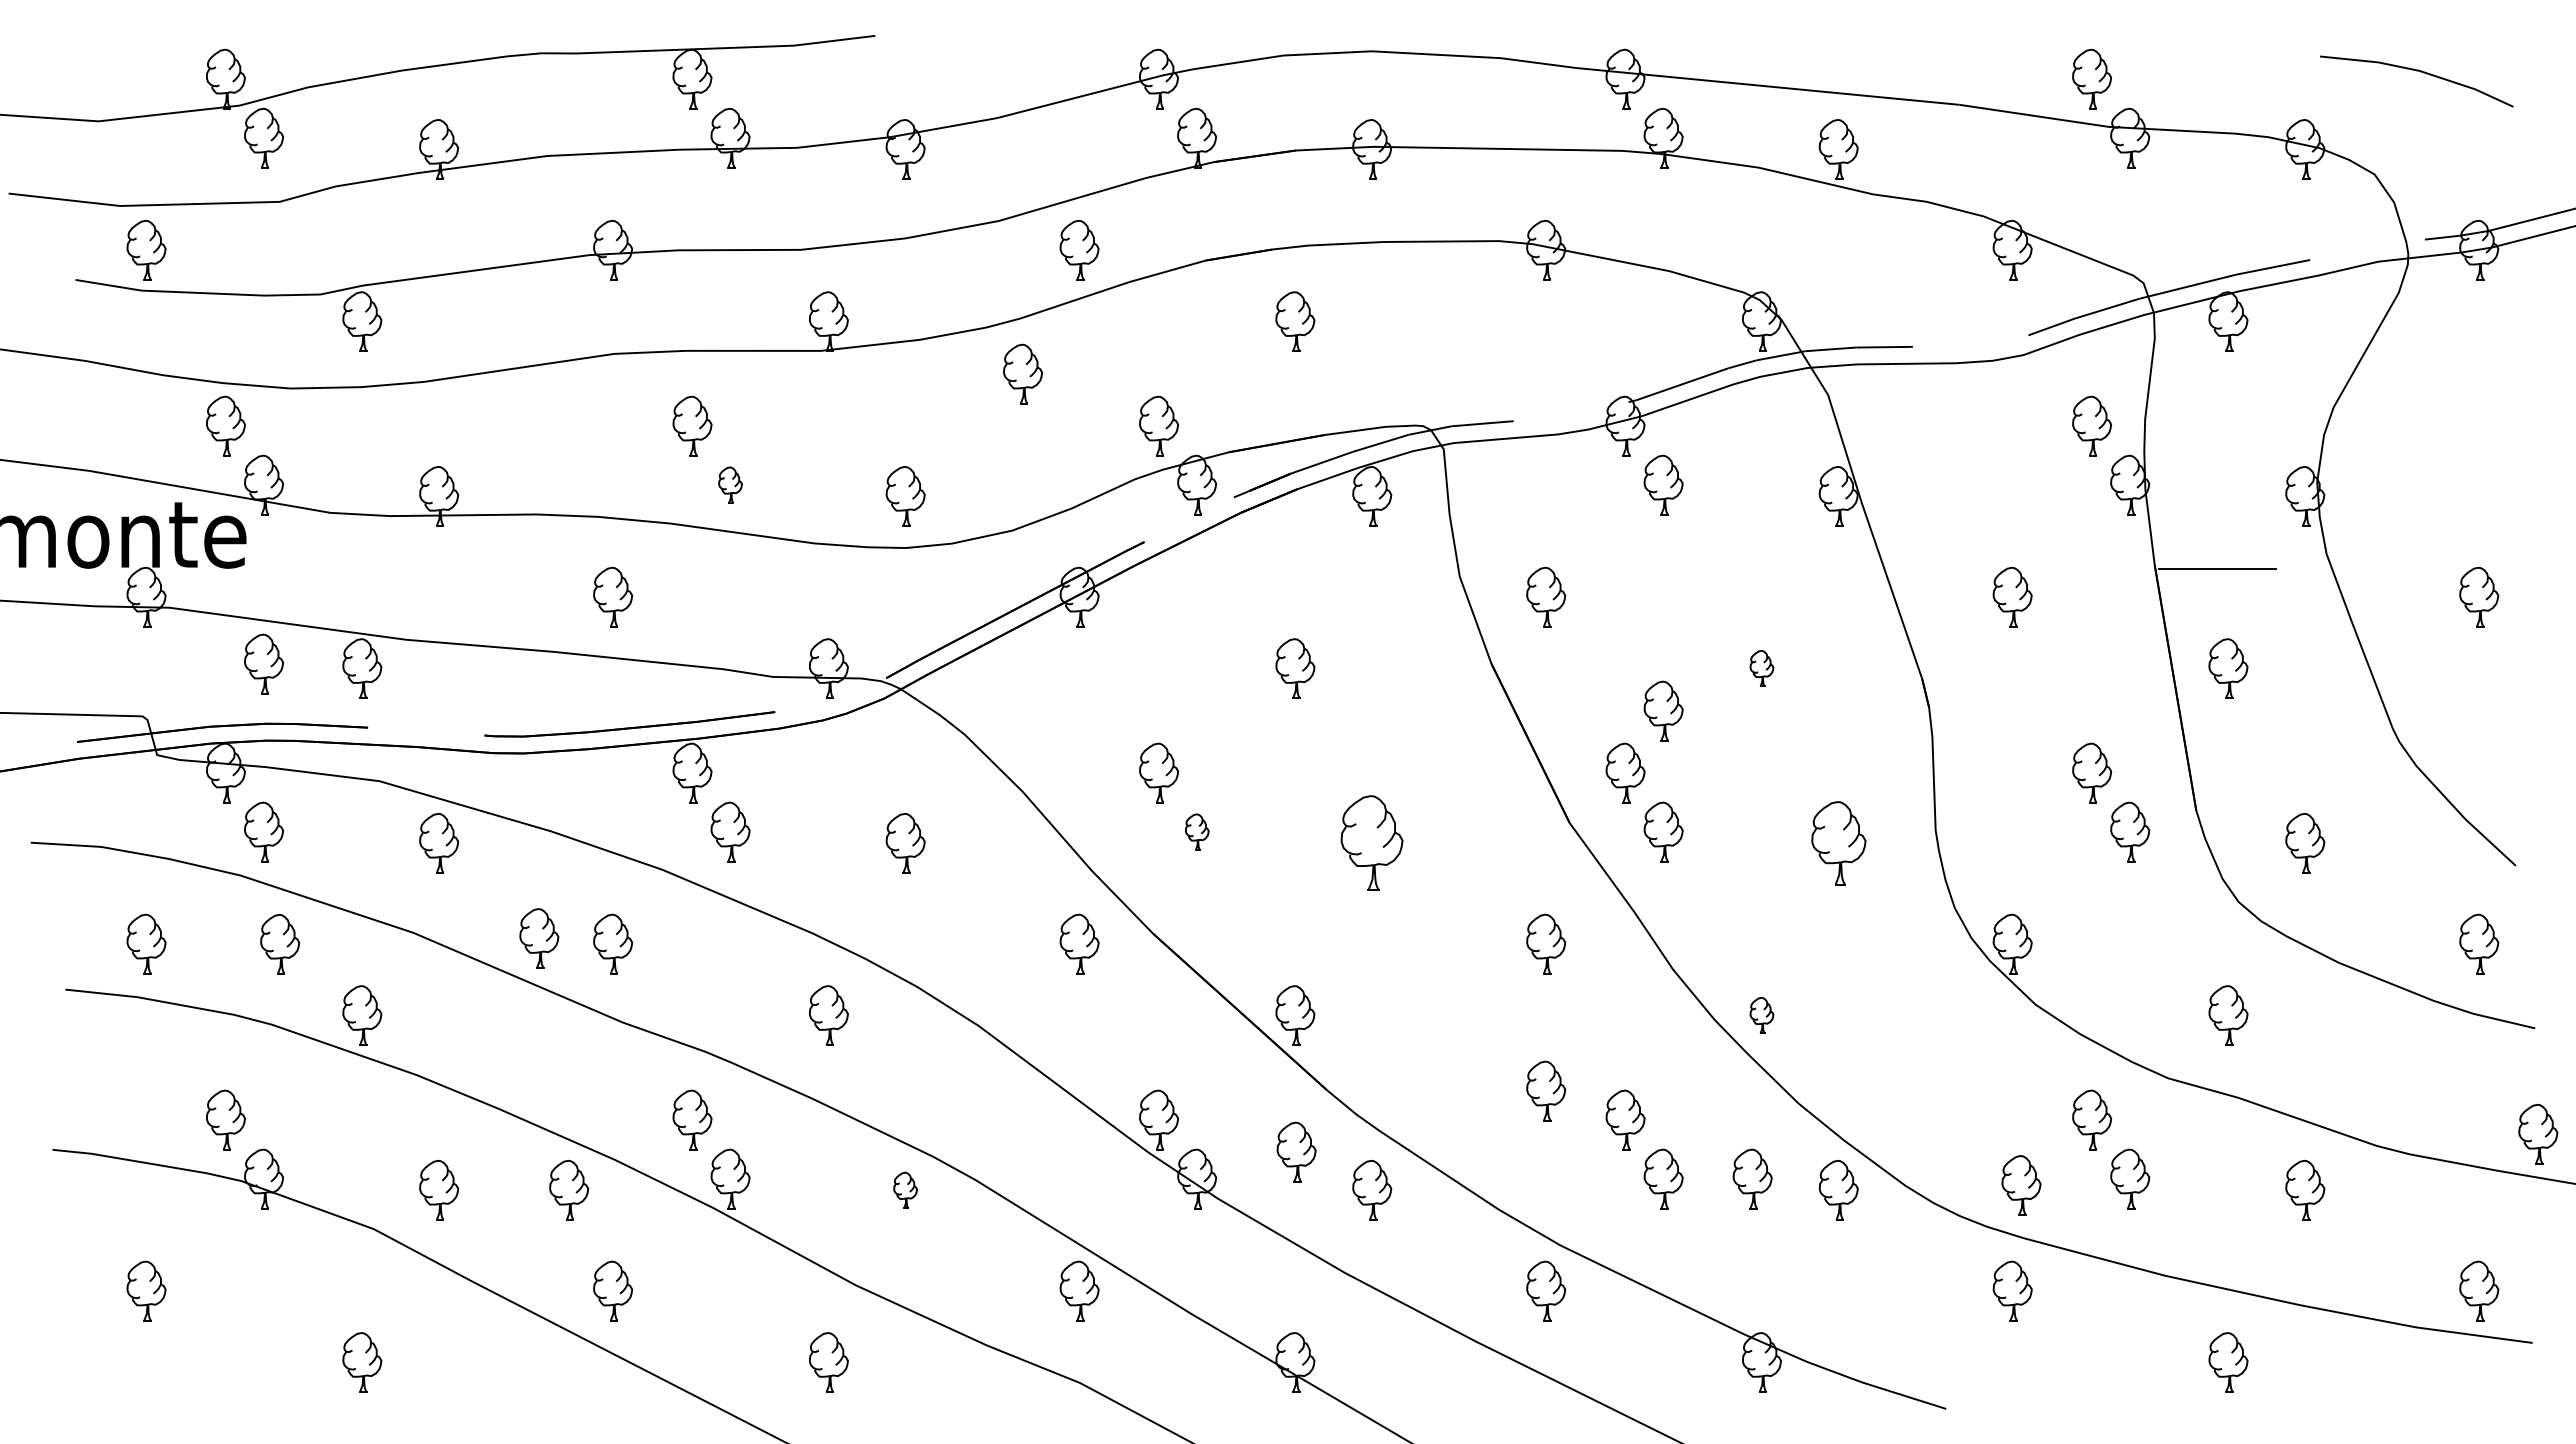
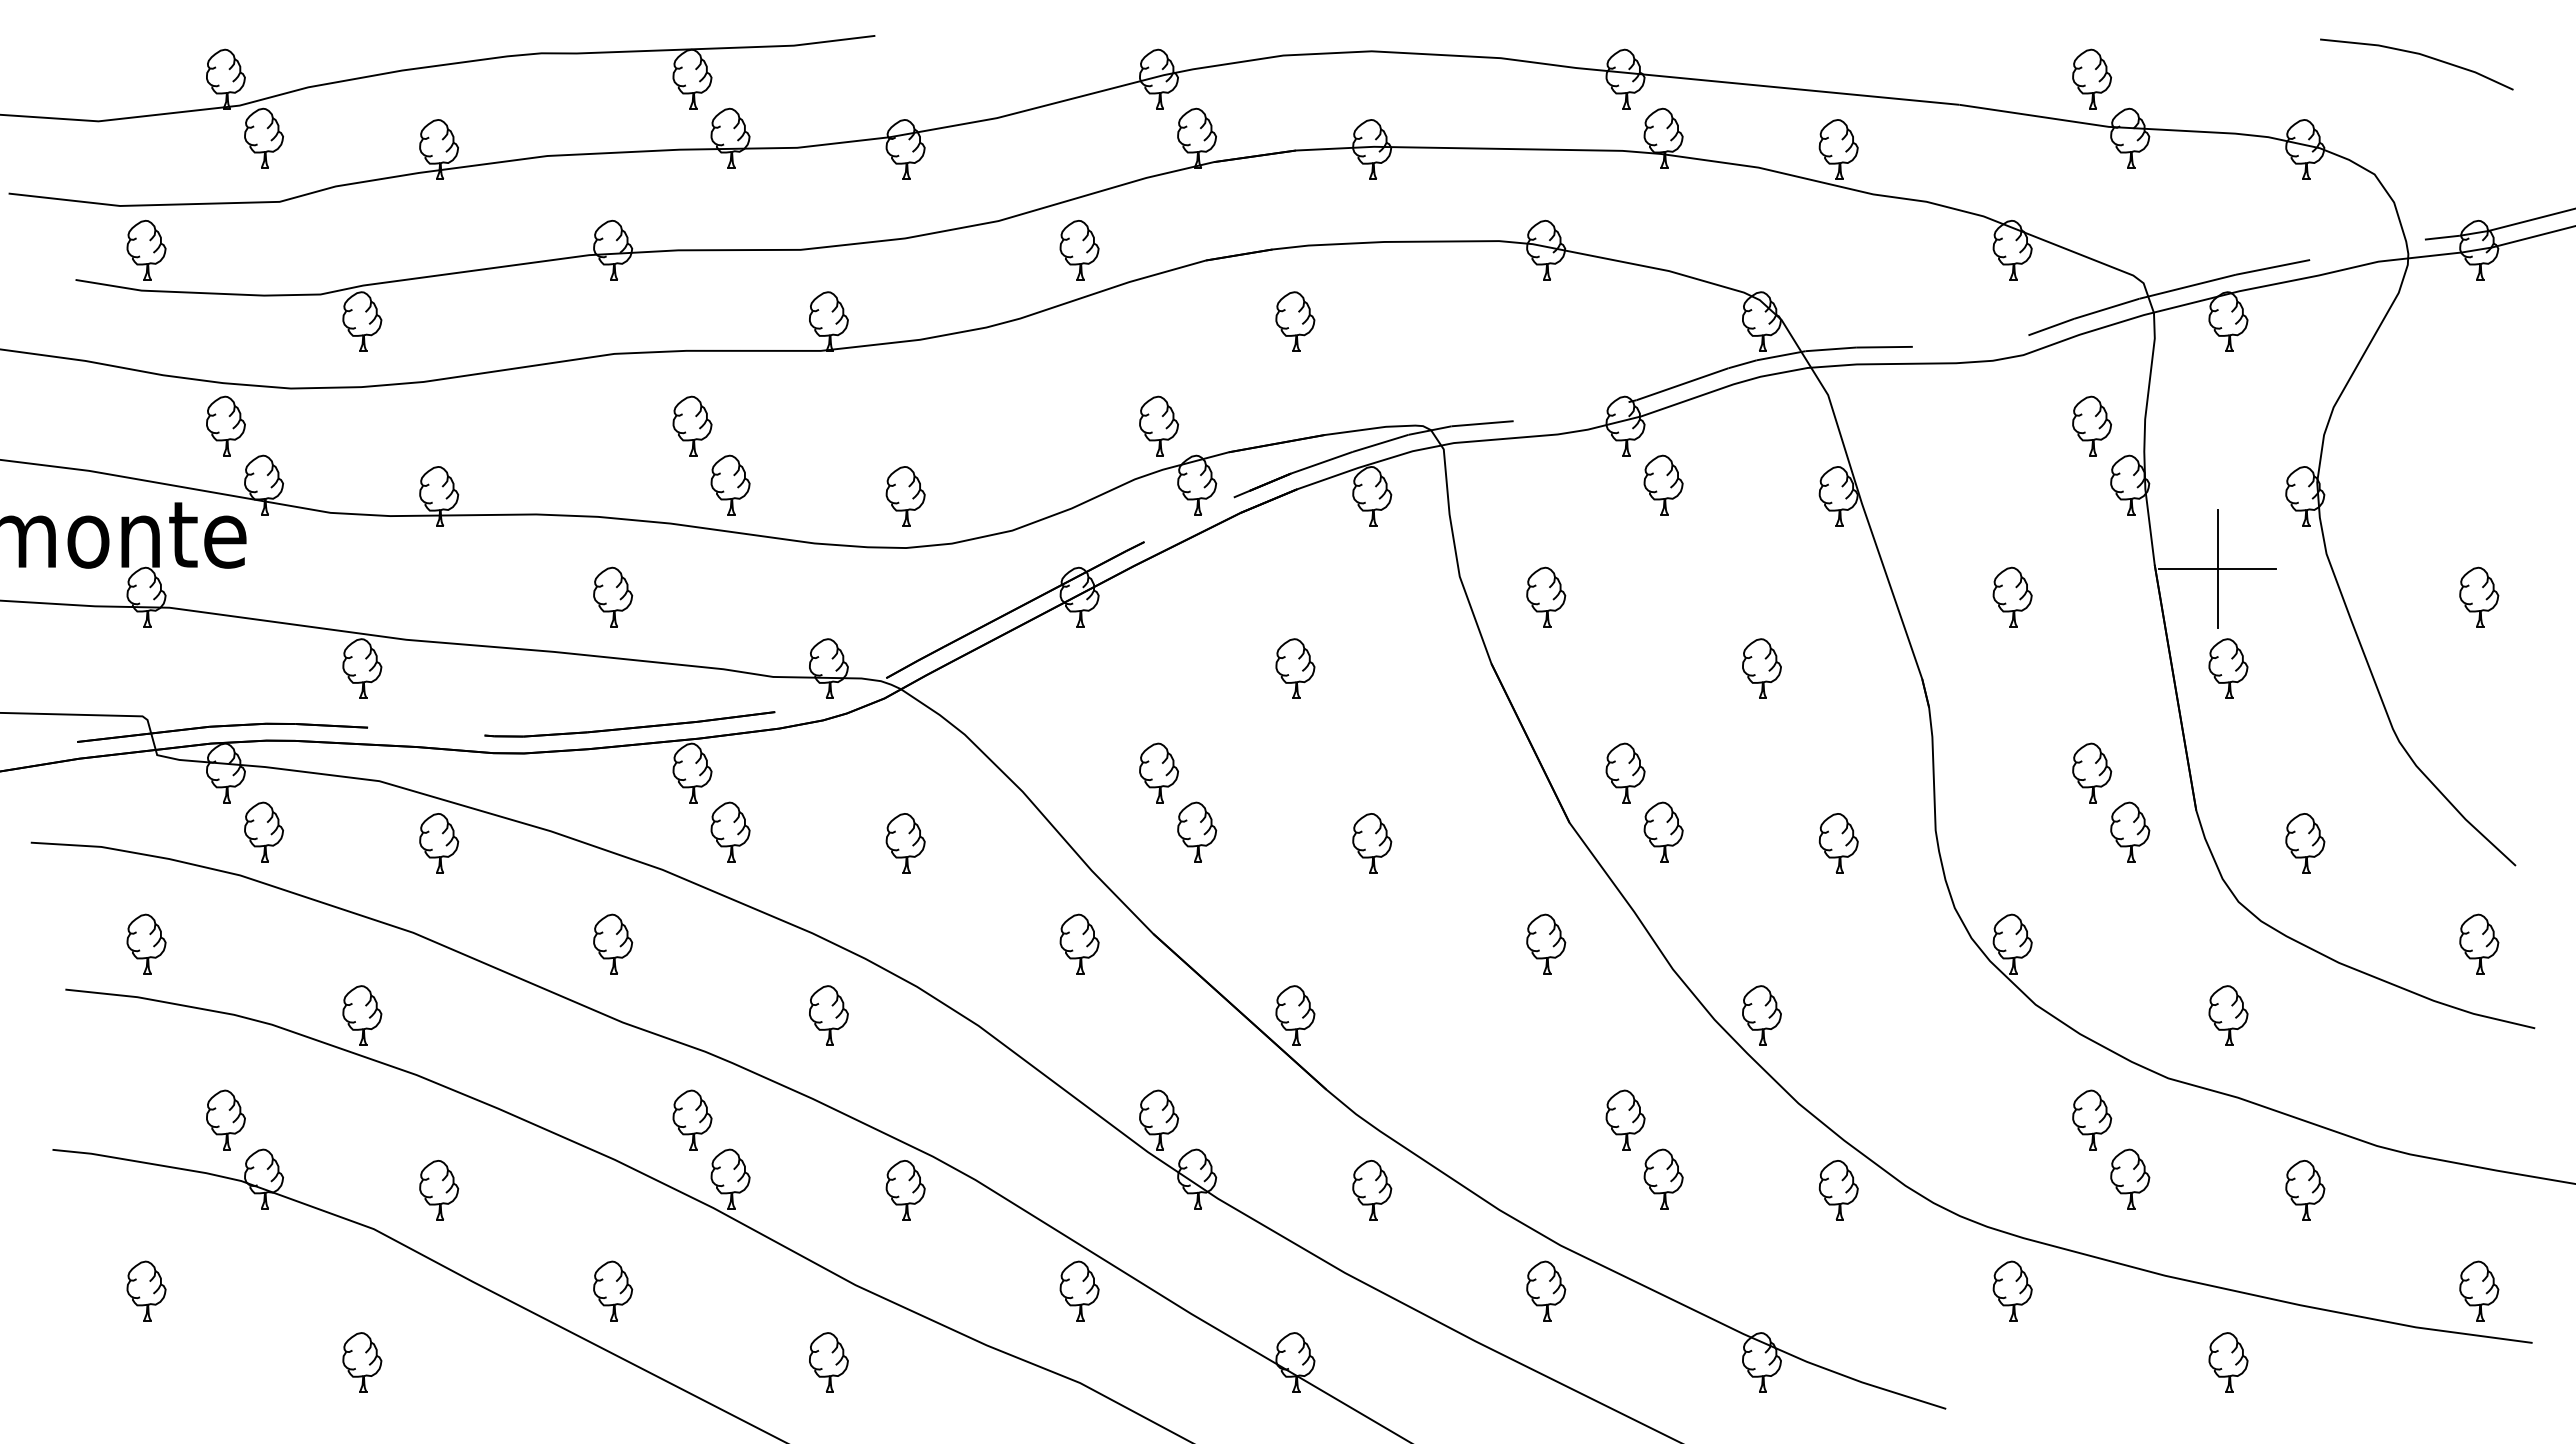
line position: (2420, 72) -> (2420, 55) (2420, 55)
part: present -> none (1022, 373)
part size: 25x38 px -> 41x62 px (730, 484)
line: none -> present (2217, 568)
part: present -> none (263, 663)
part size: 26x37 px -> 40x61 px (1761, 668)
part: present -> none (1663, 710)
part size: 25x38 px -> 41x62 px (1197, 831)
part size: 64x96 px -> 41x61 px (1372, 843)
part size: 56x85 px -> 41x61 px (1838, 843)
part: present -> none (539, 938)
part: present -> none (280, 944)
part size: 26x37 px -> 40x61 px (1761, 1015)
part: present -> none (1546, 1090)
part: present -> none (2538, 1133)
part: present -> none (1296, 1151)
part: present -> none (1752, 1178)
part: present -> none (2021, 1185)
part size: 25x38 px -> 41x61 px (905, 1190)
part: present -> none (569, 1190)
